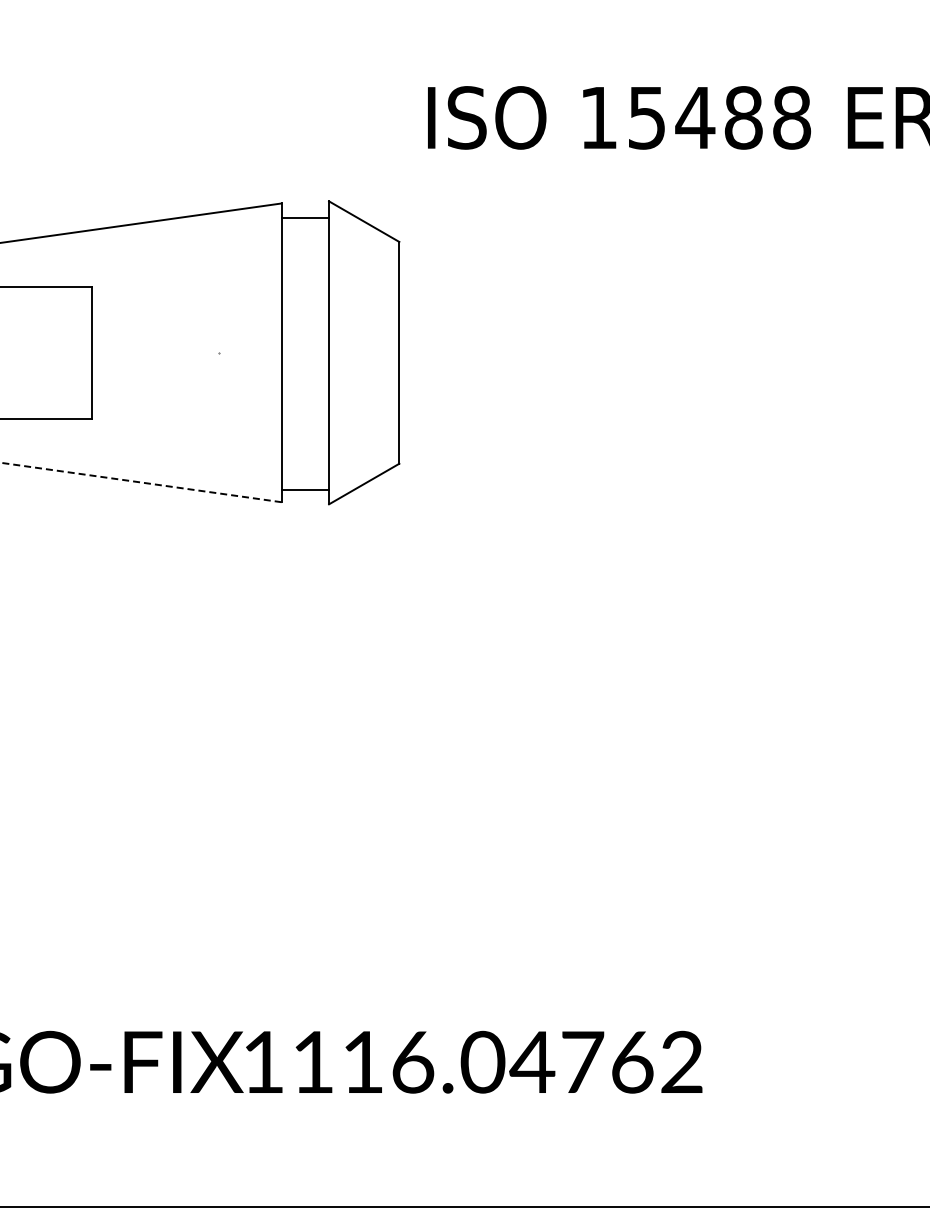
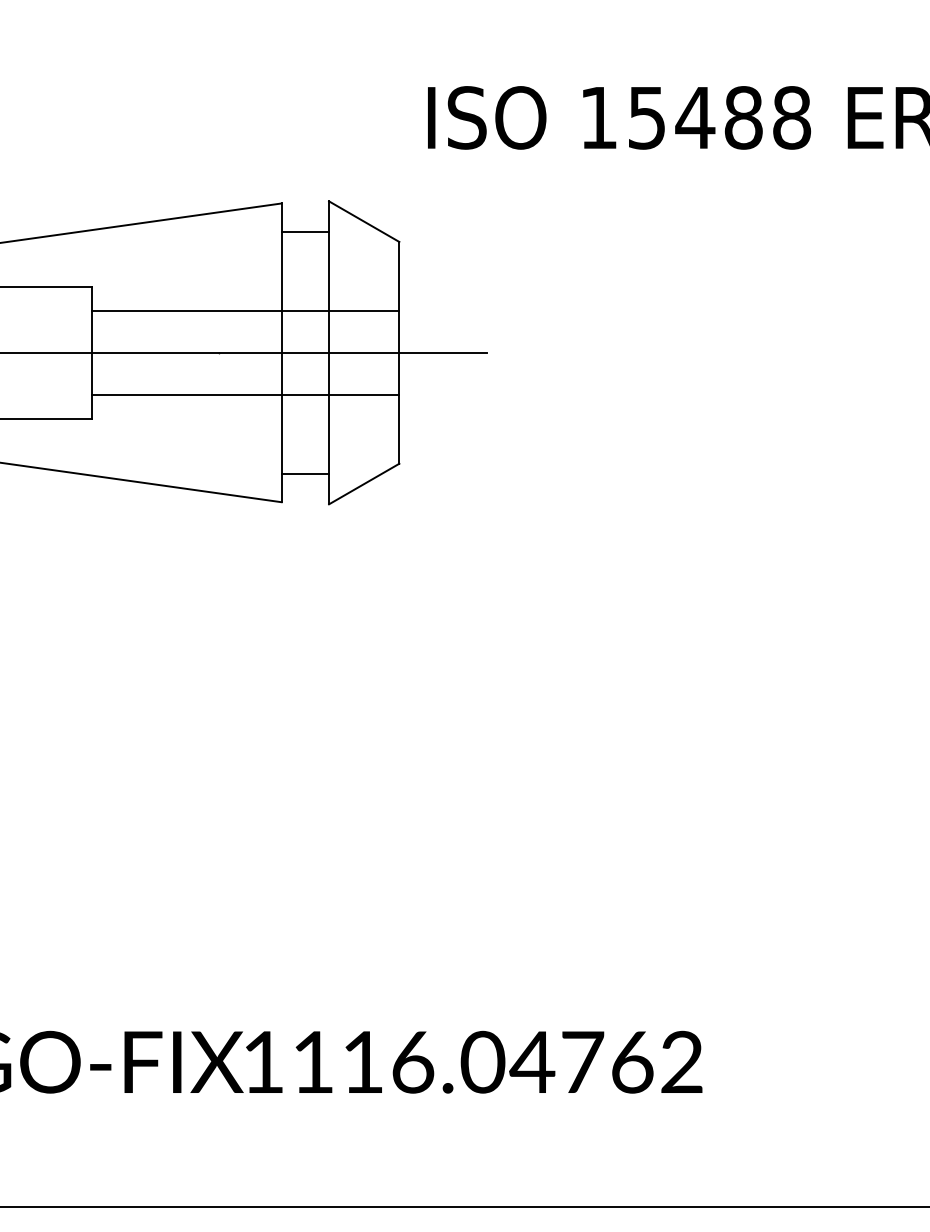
line position: (305, 217) -> (305, 231) (305, 231)
line: none -> present (245, 311)
line: none -> present (244, 352)
line: none -> present (245, 394)
line: dashed -> solid (140, 482)
line position: (305, 490) -> (305, 474) (305, 474)
